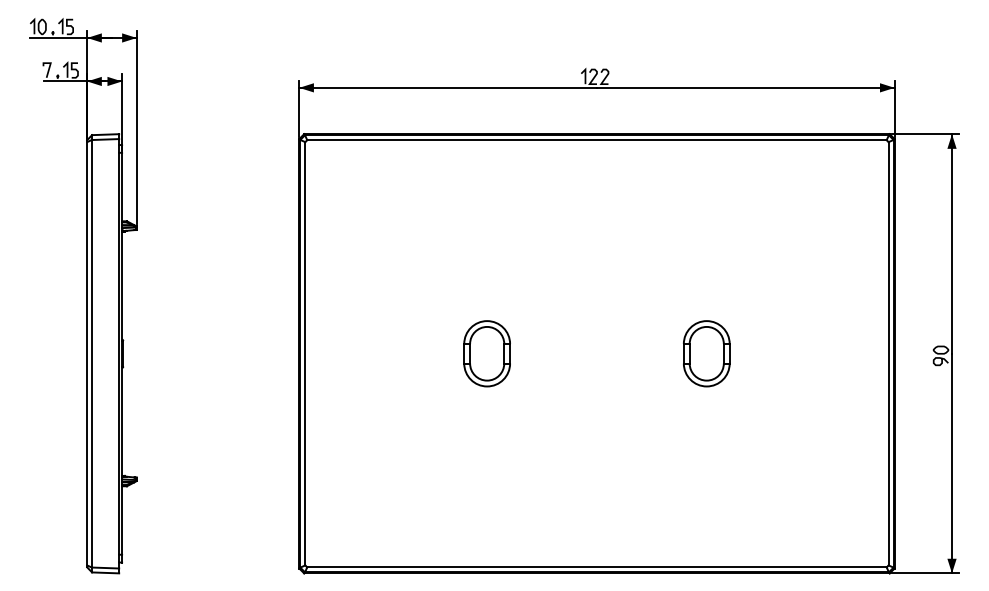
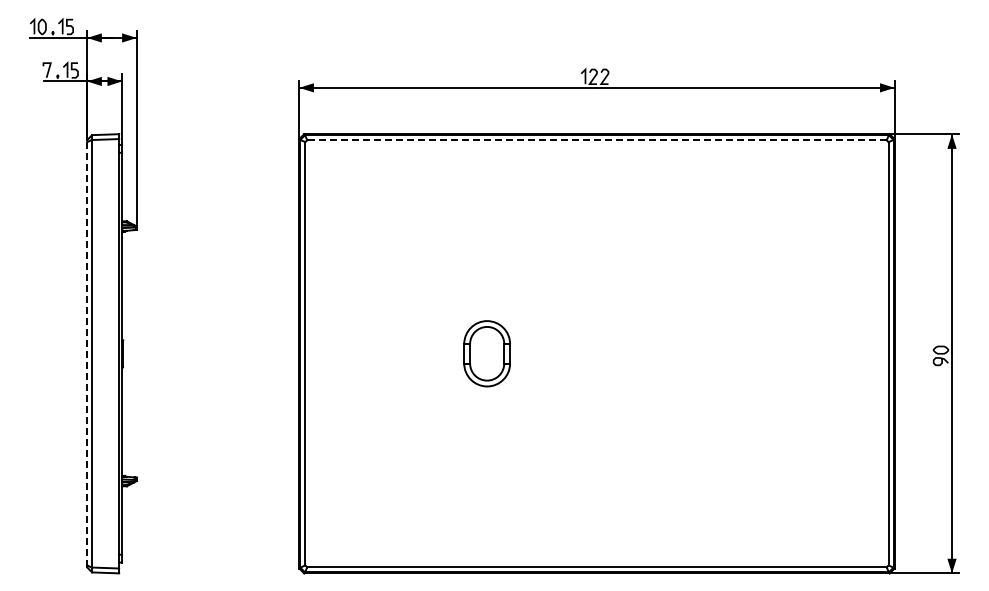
line: solid -> dashed (596, 140)
line: solid -> dashed (87, 353)
part: present -> none (706, 353)
